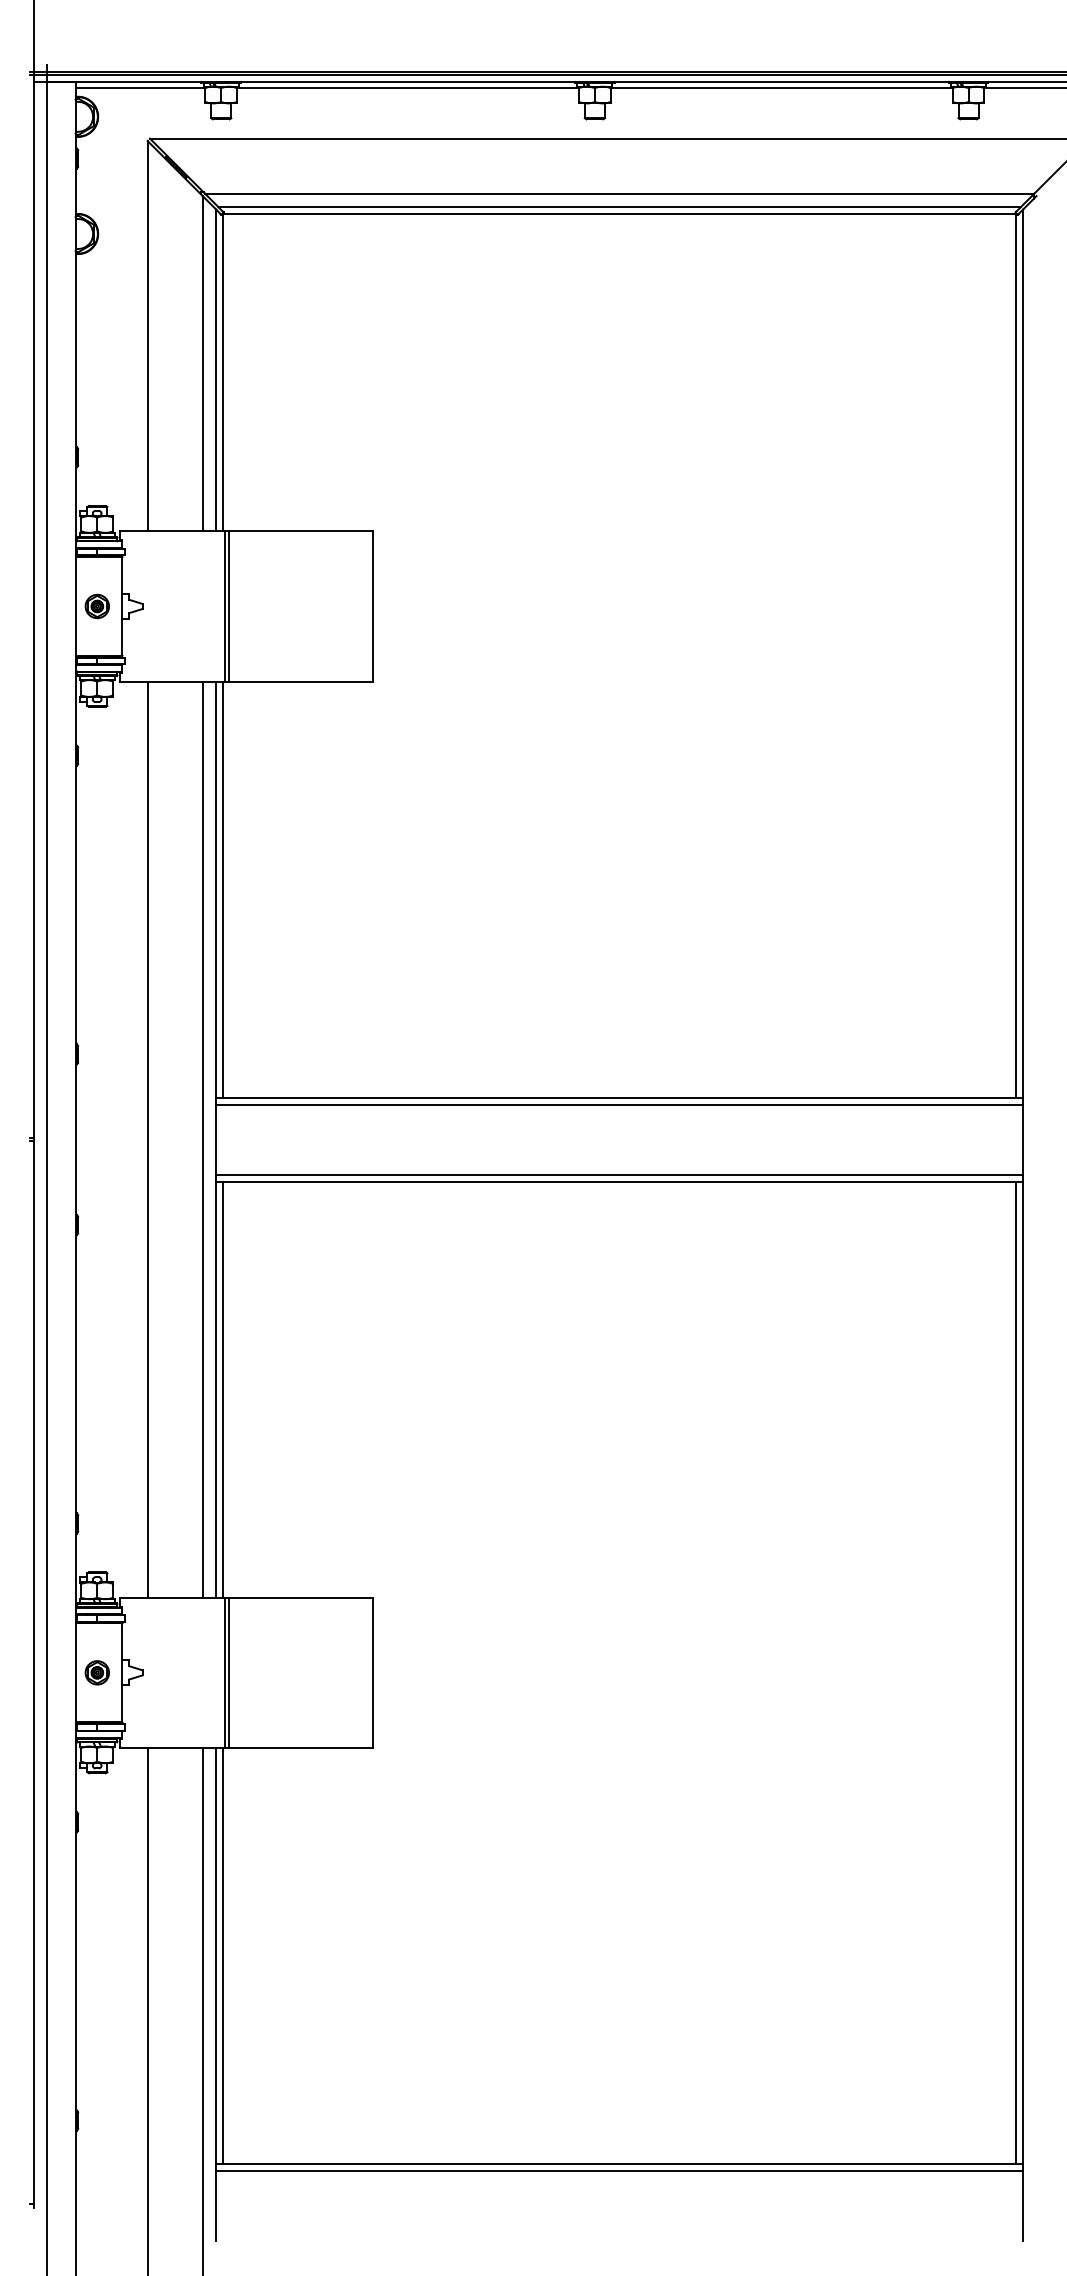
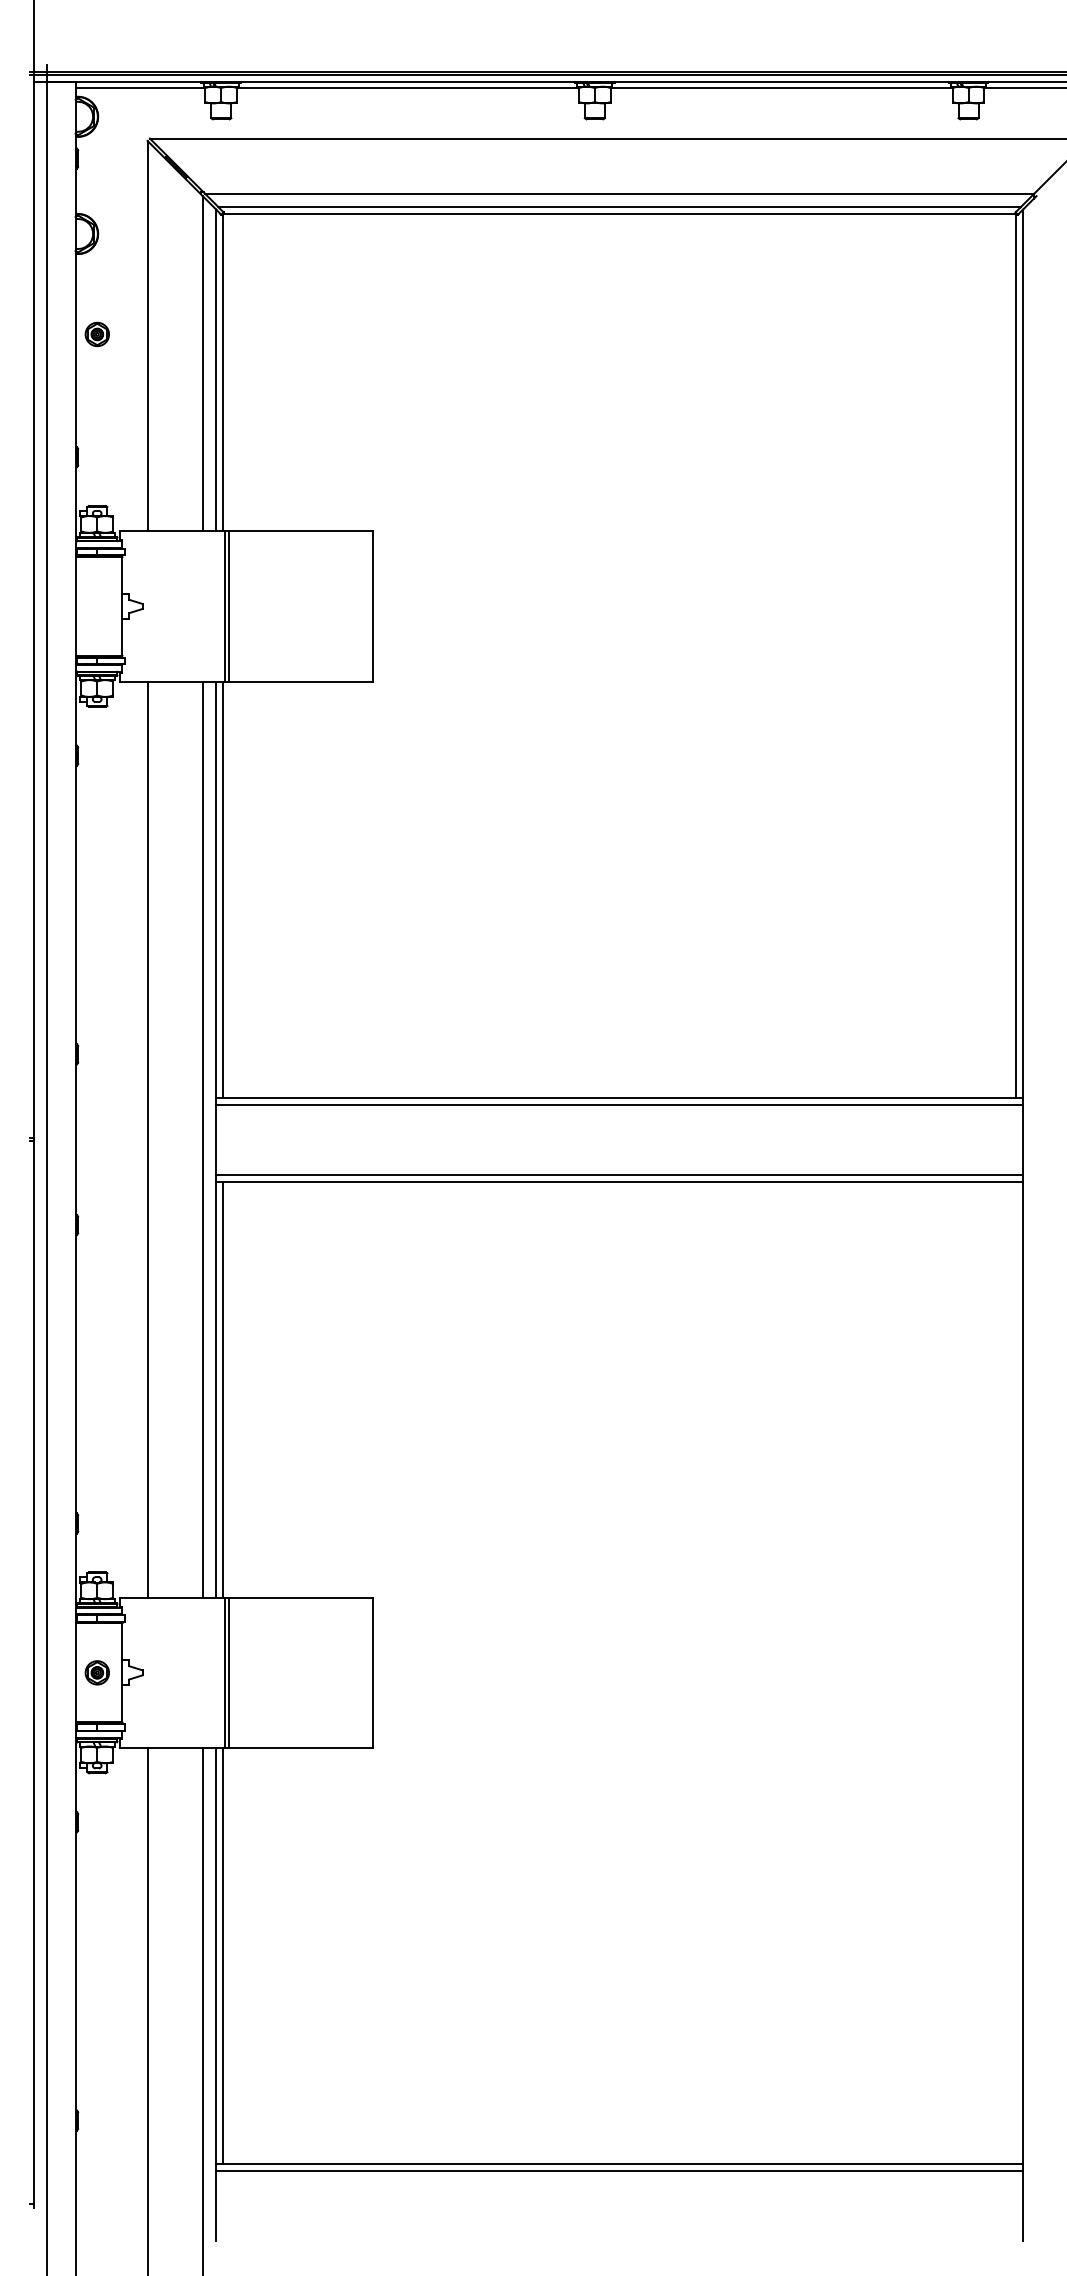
part position: (96, 606) -> (96, 334) (96, 334)
line: present -> none (1016, 1672)
